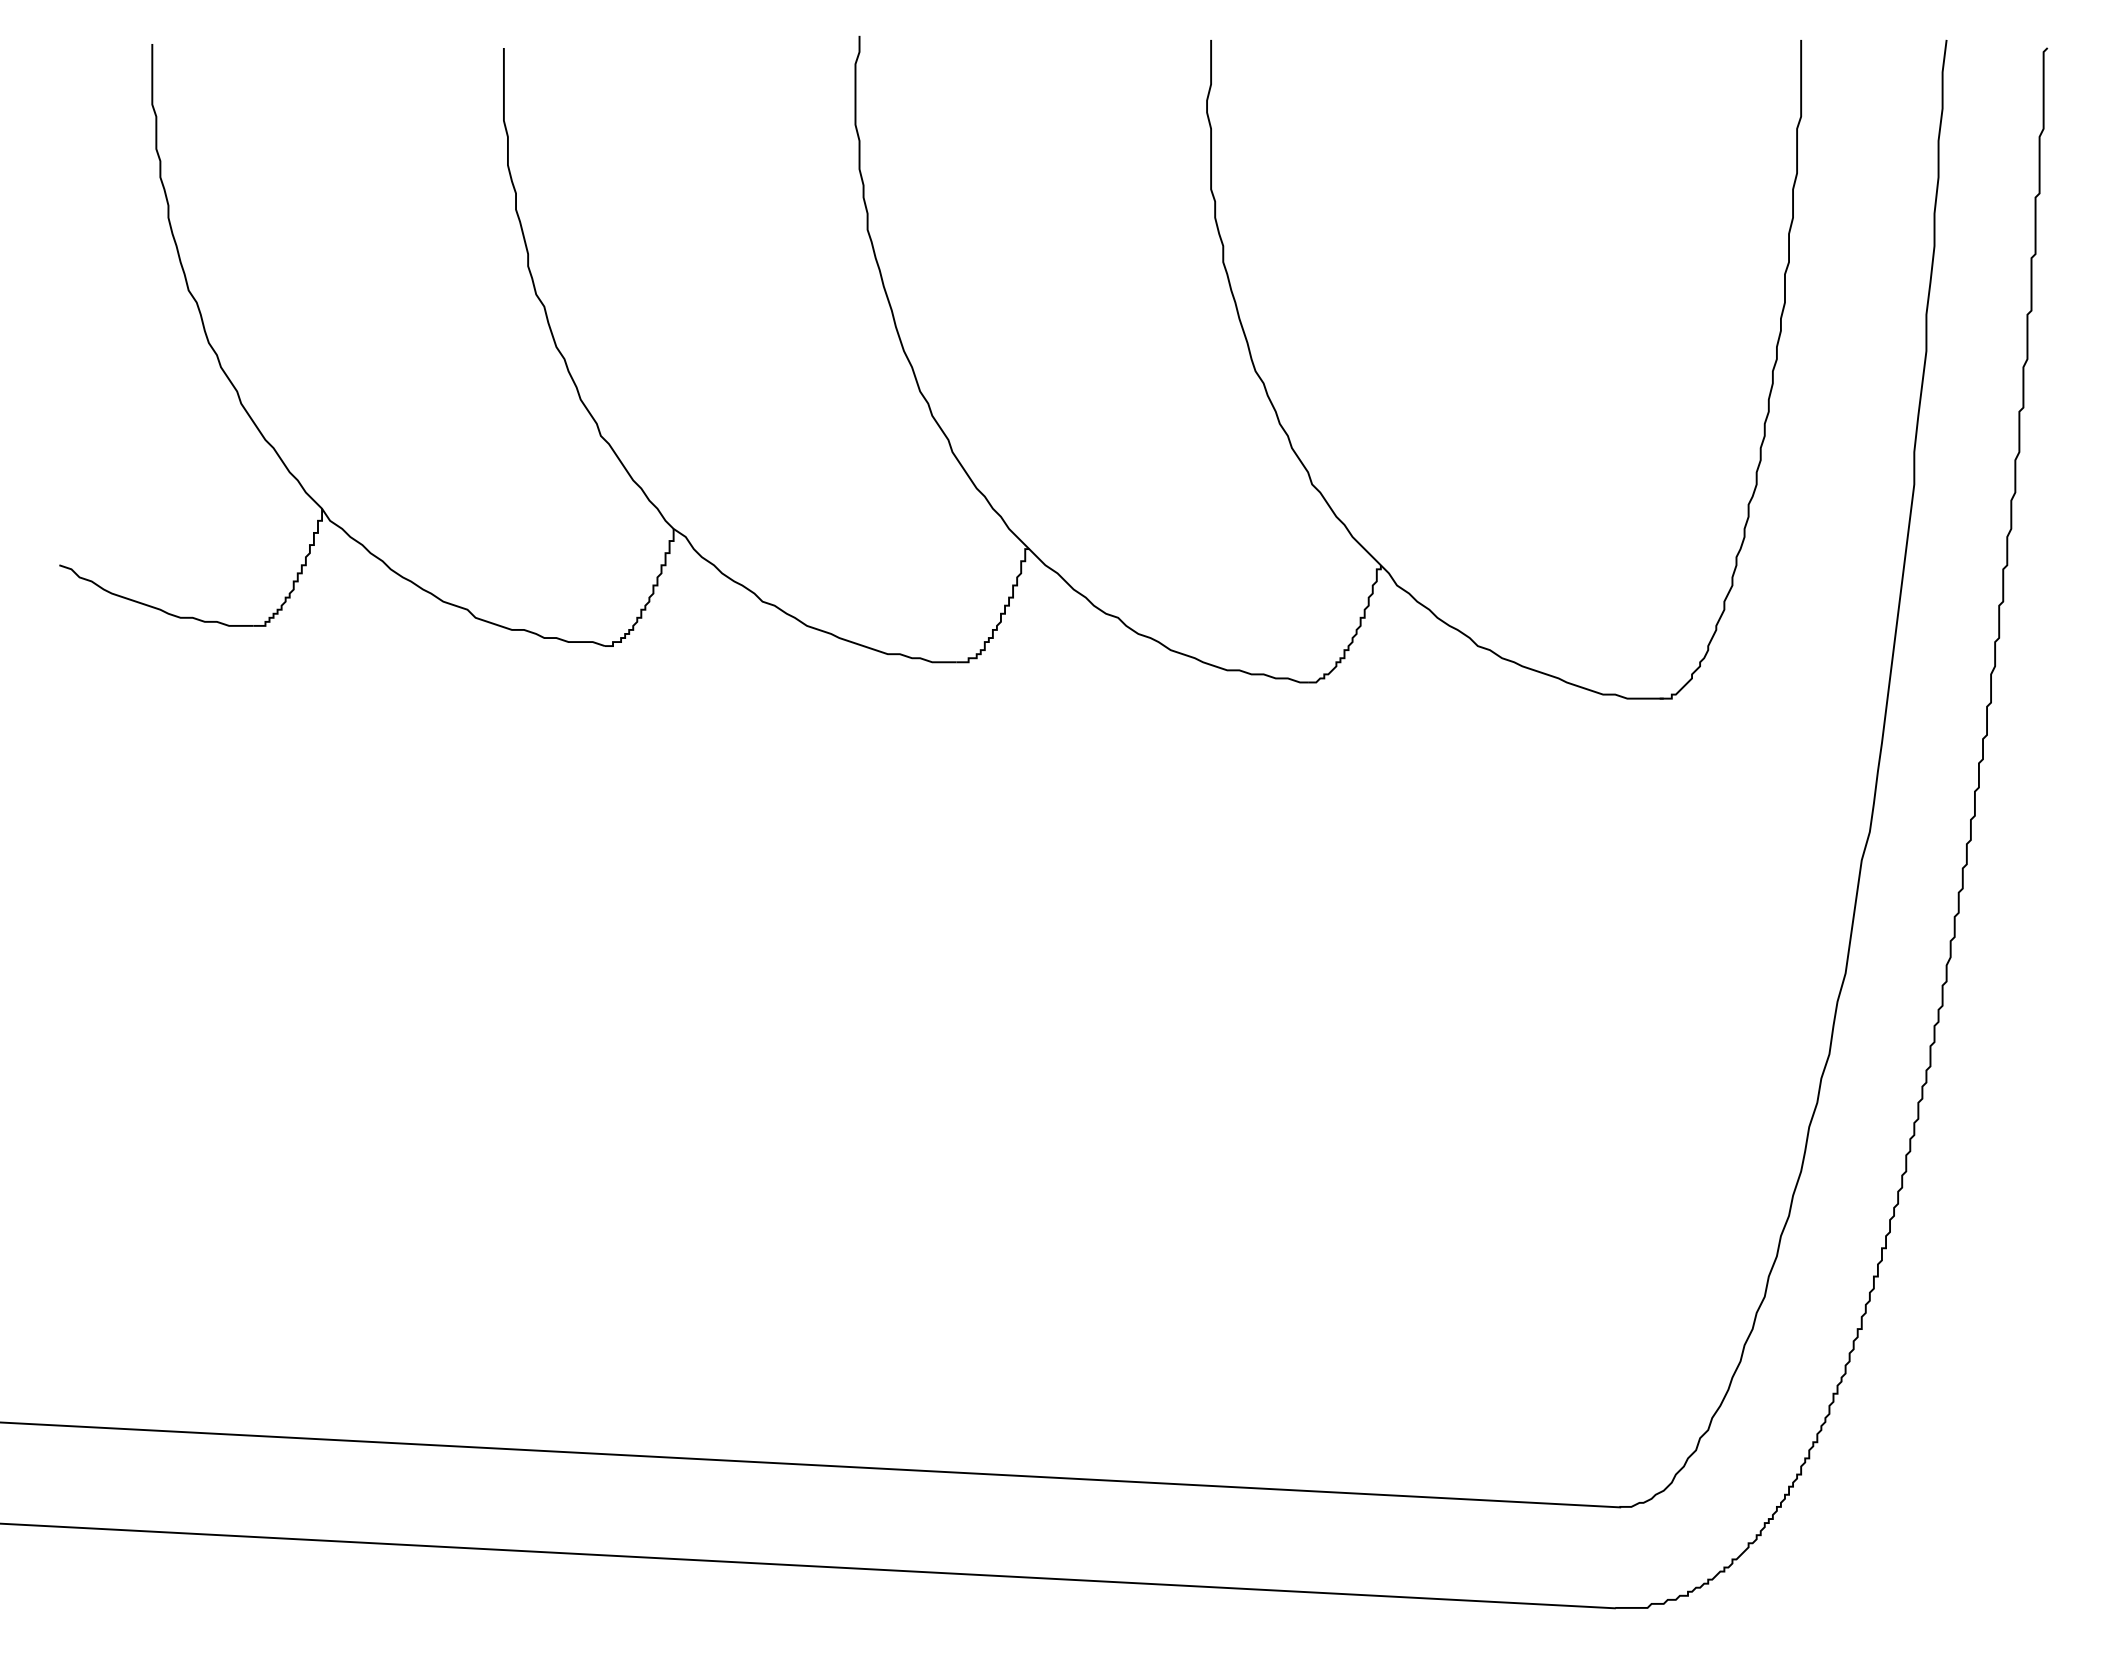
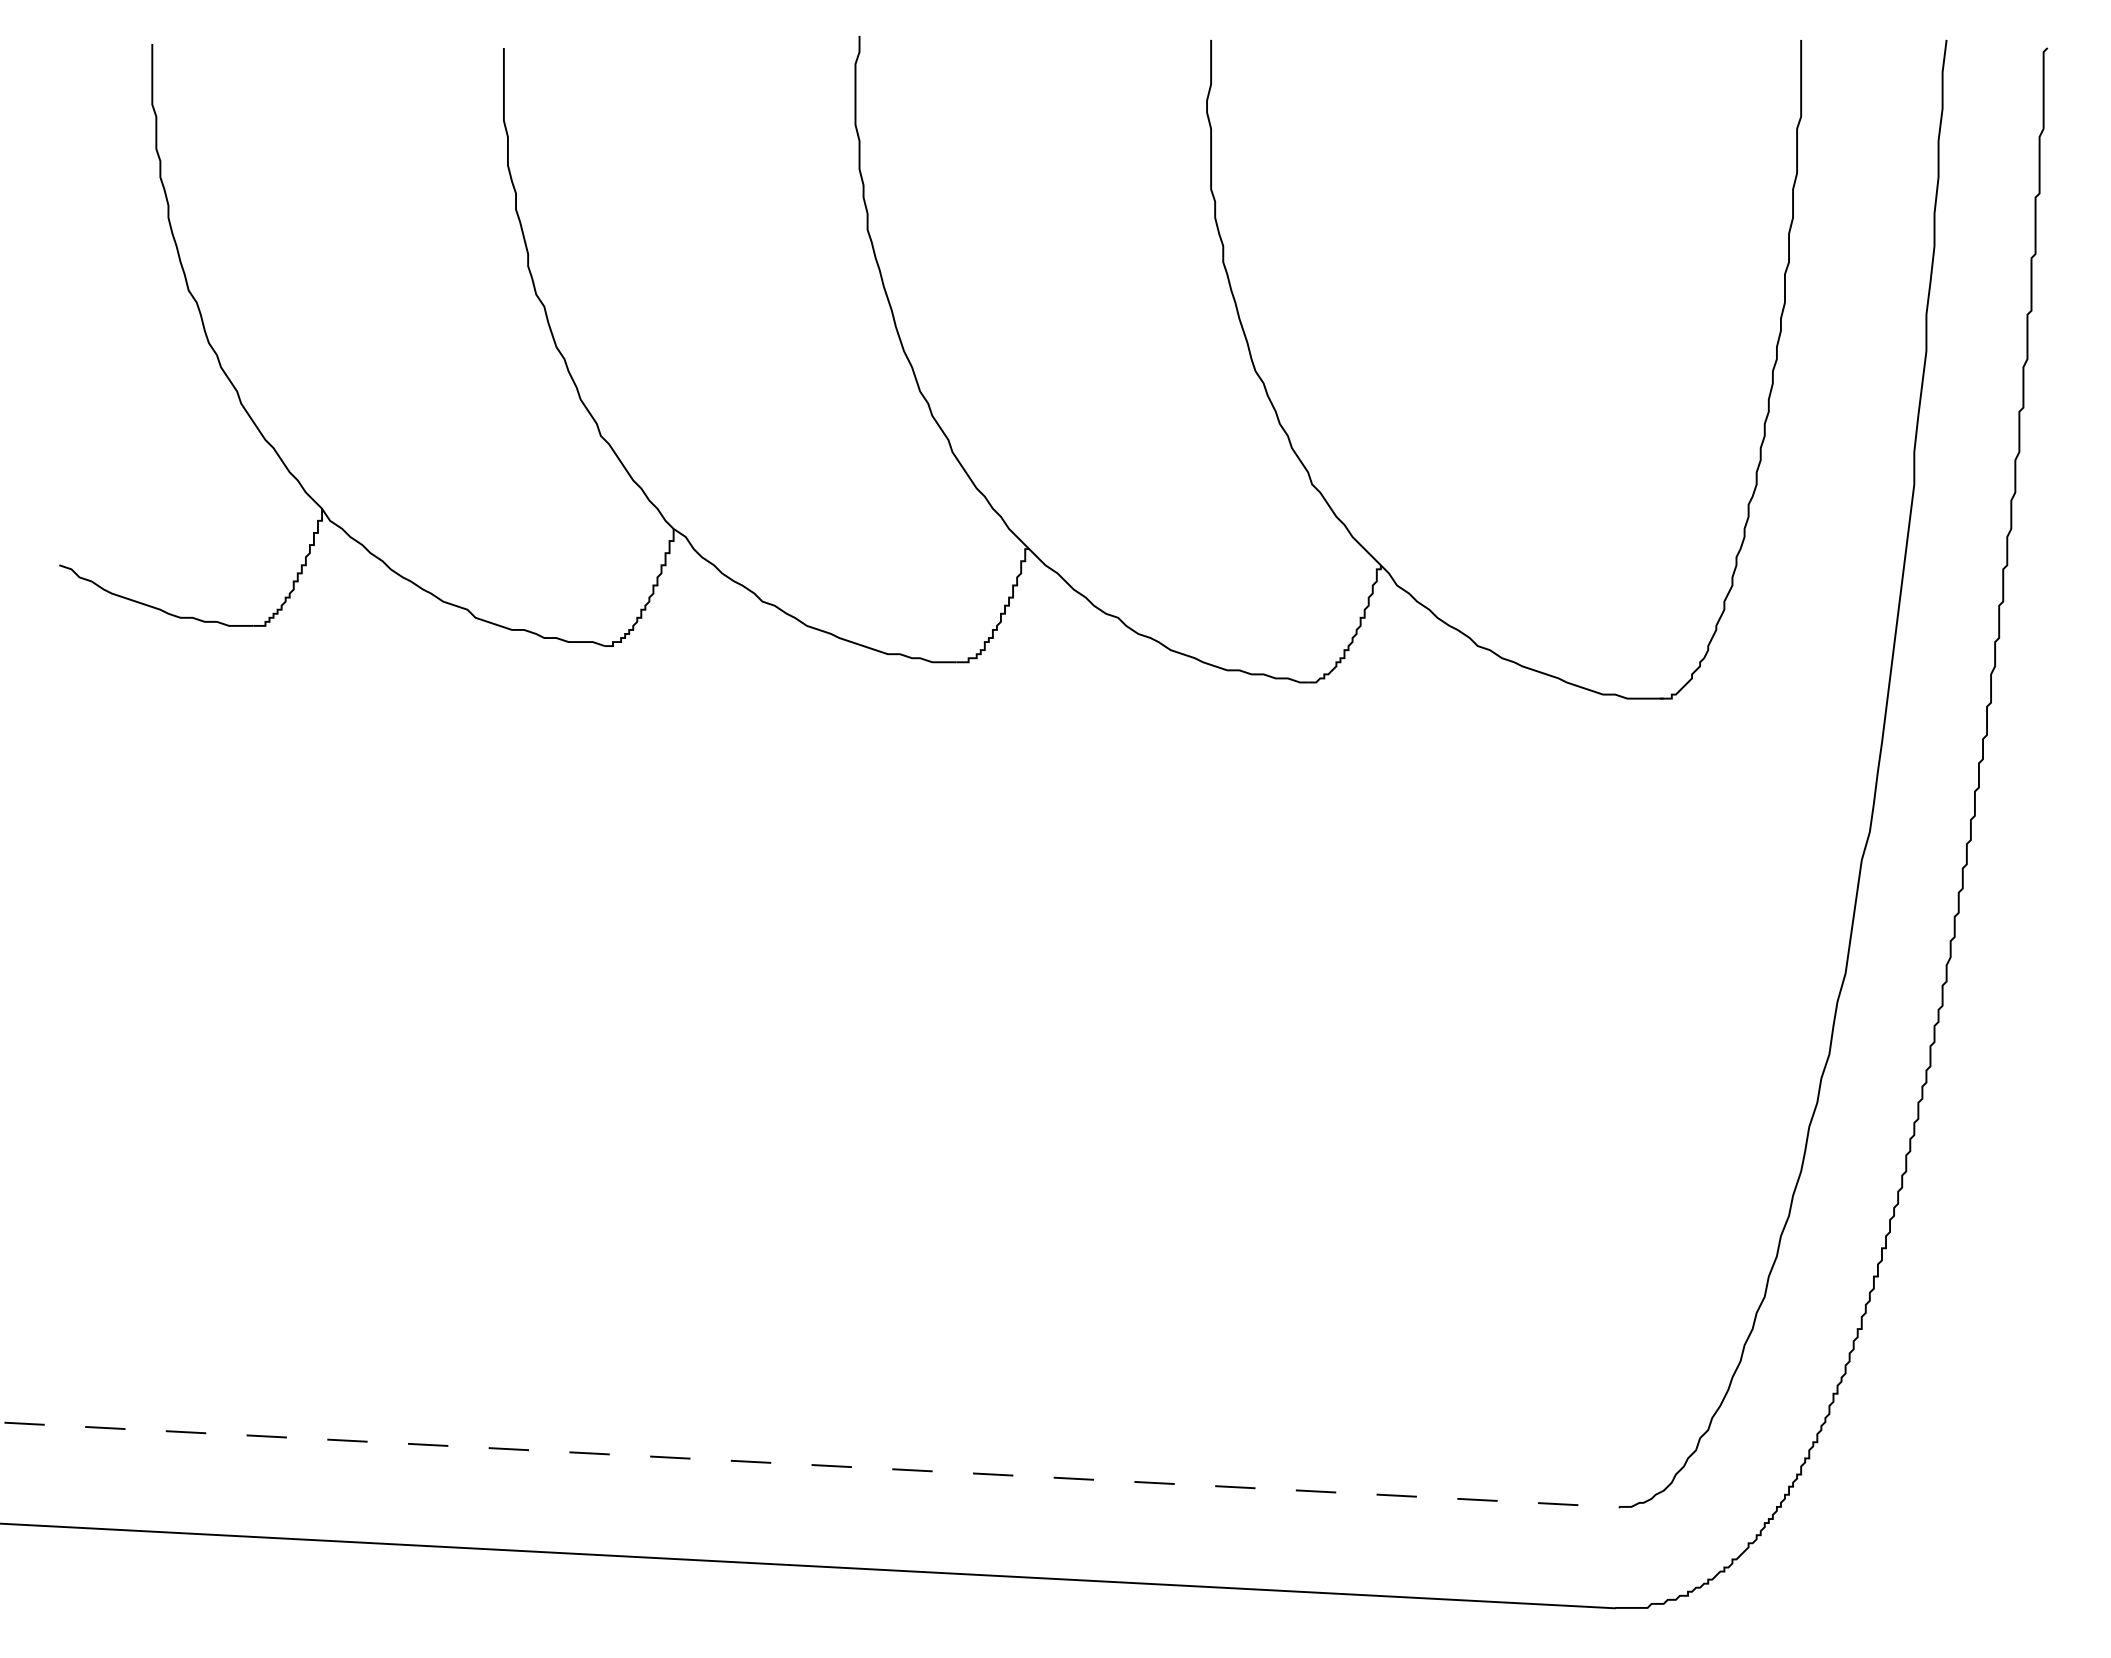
line: solid -> dashed (810, 1464)
